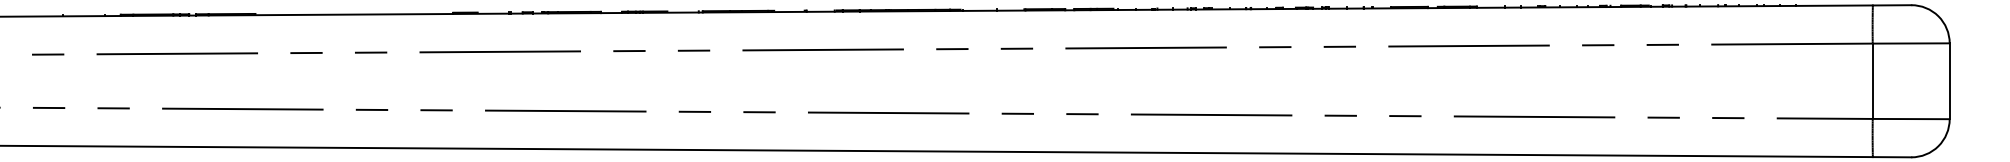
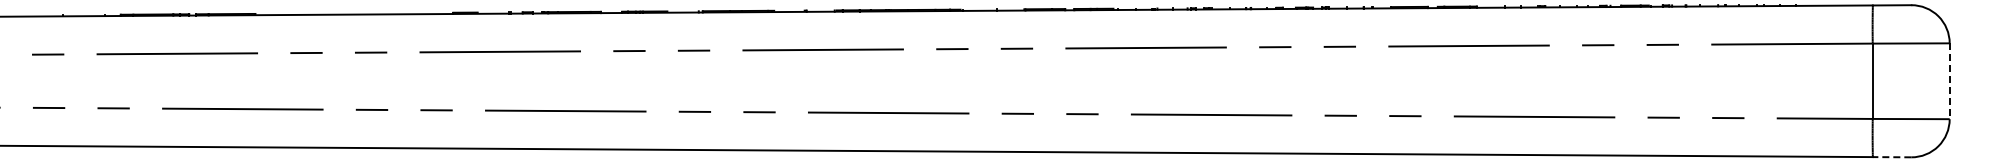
line: solid -> dashed (1949, 81)
line: solid -> dashed (1891, 157)
